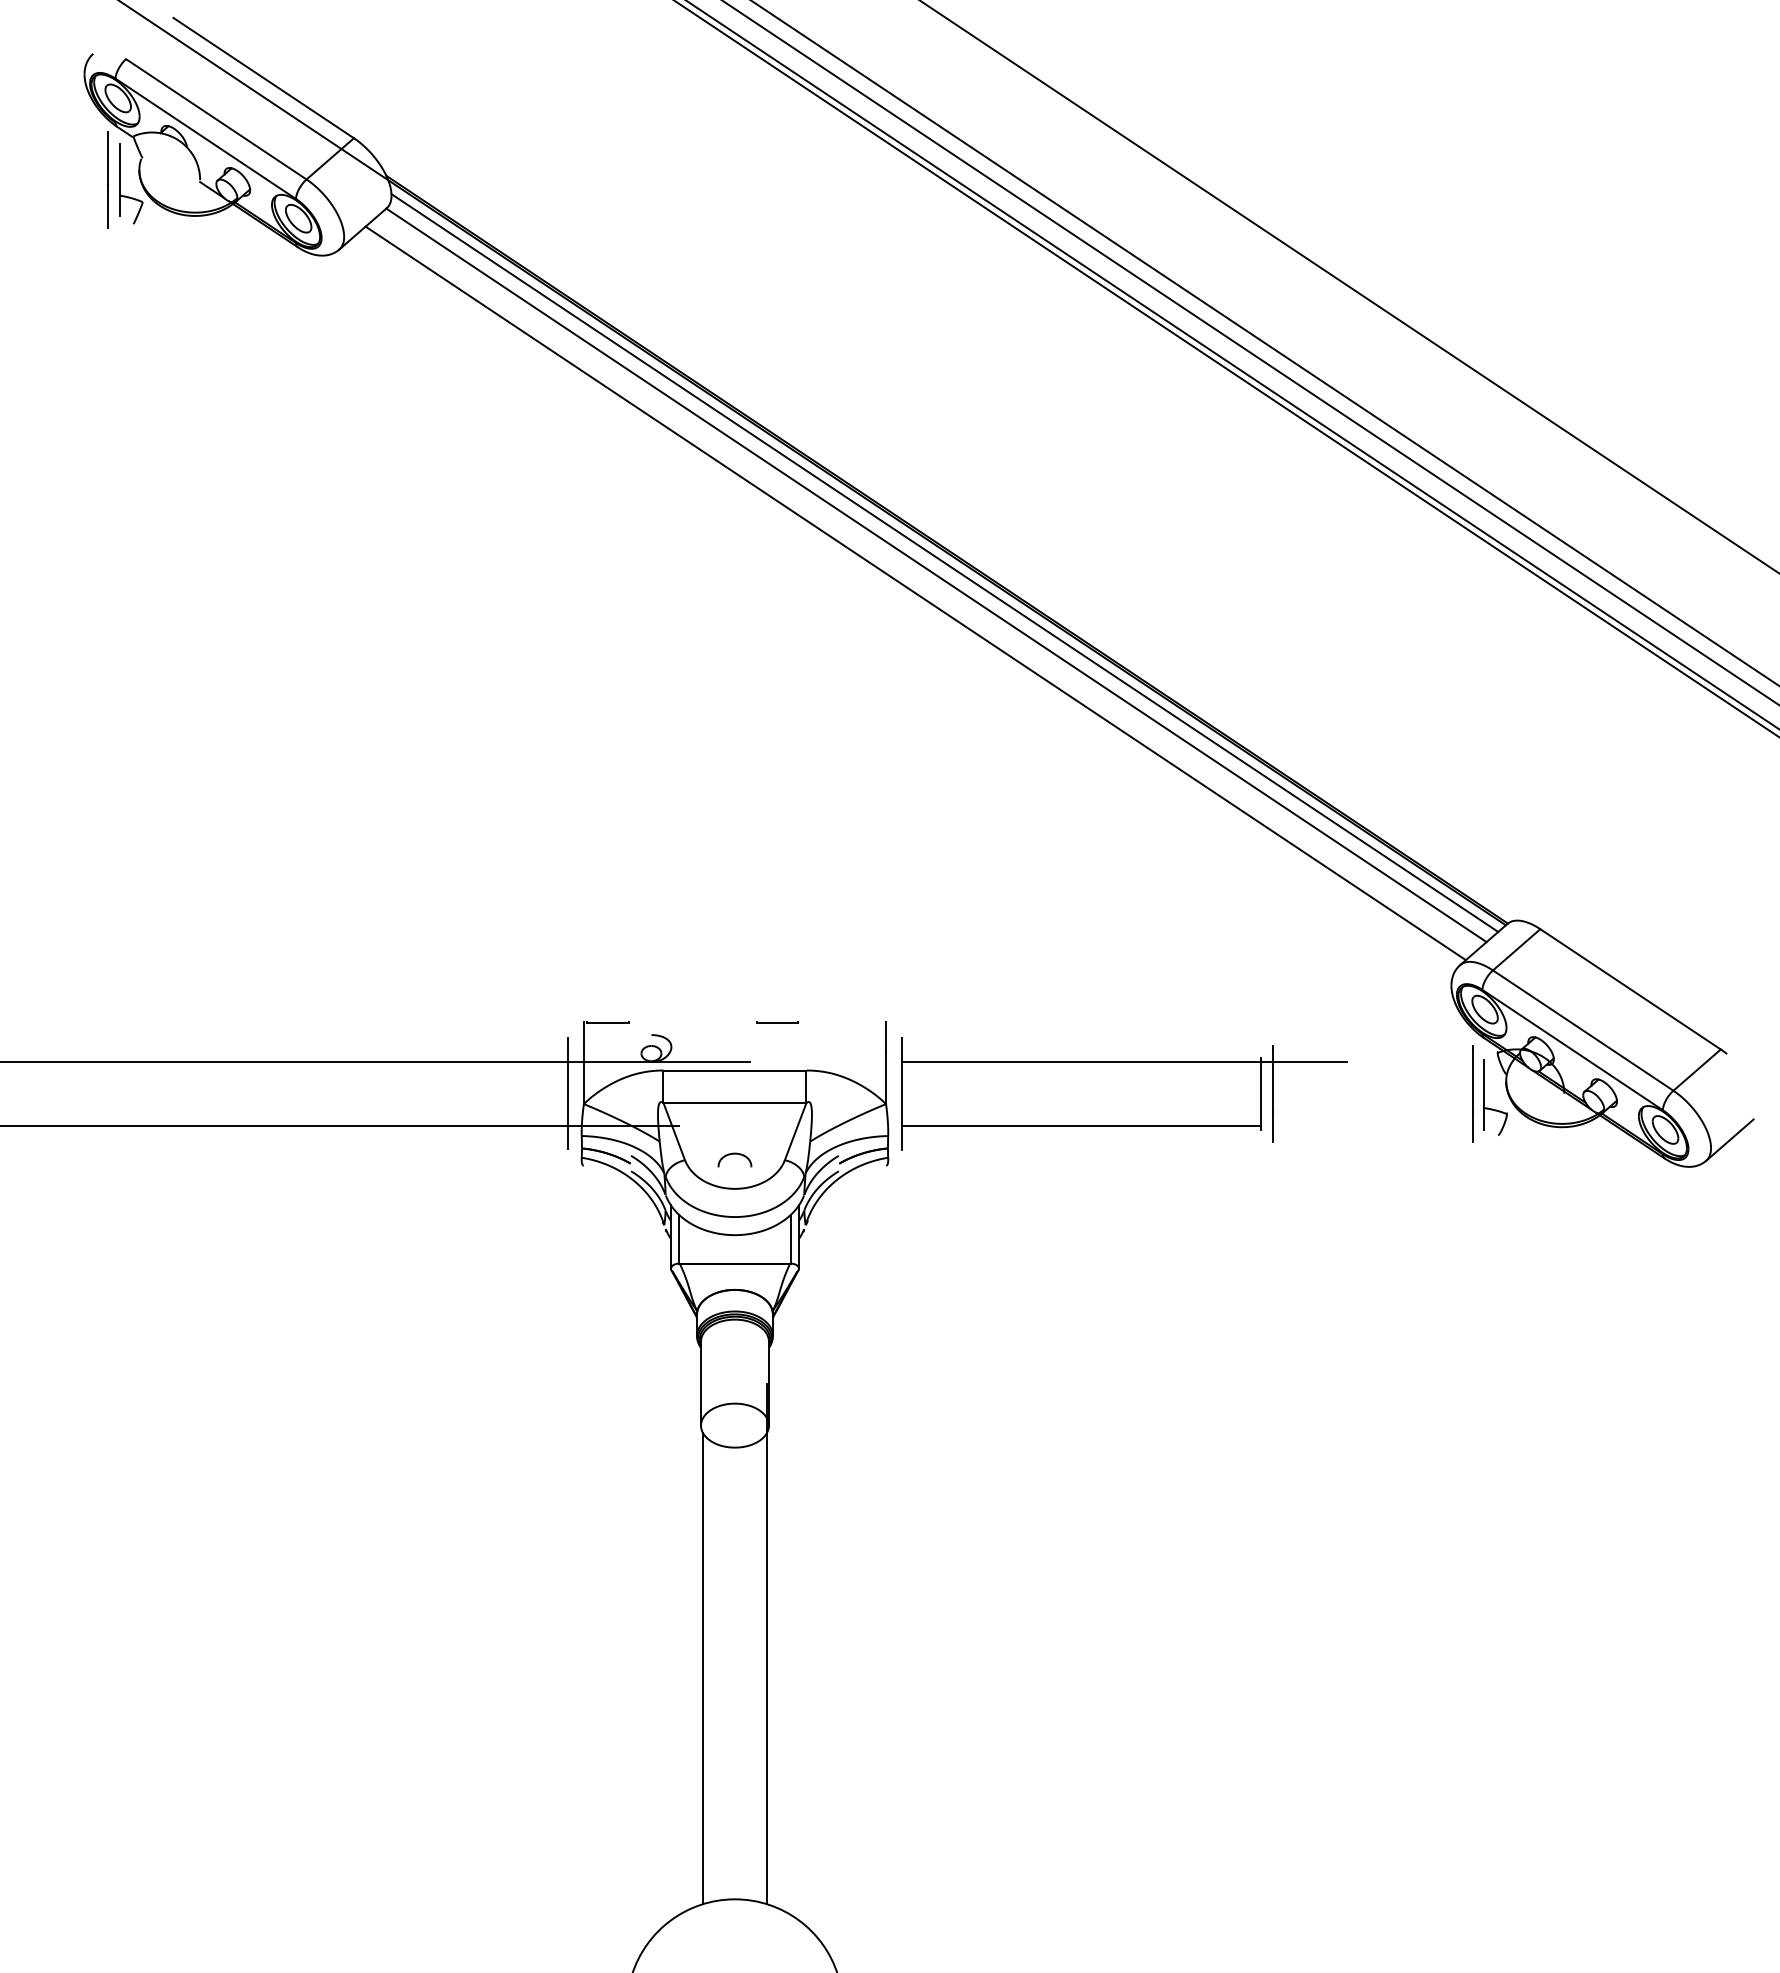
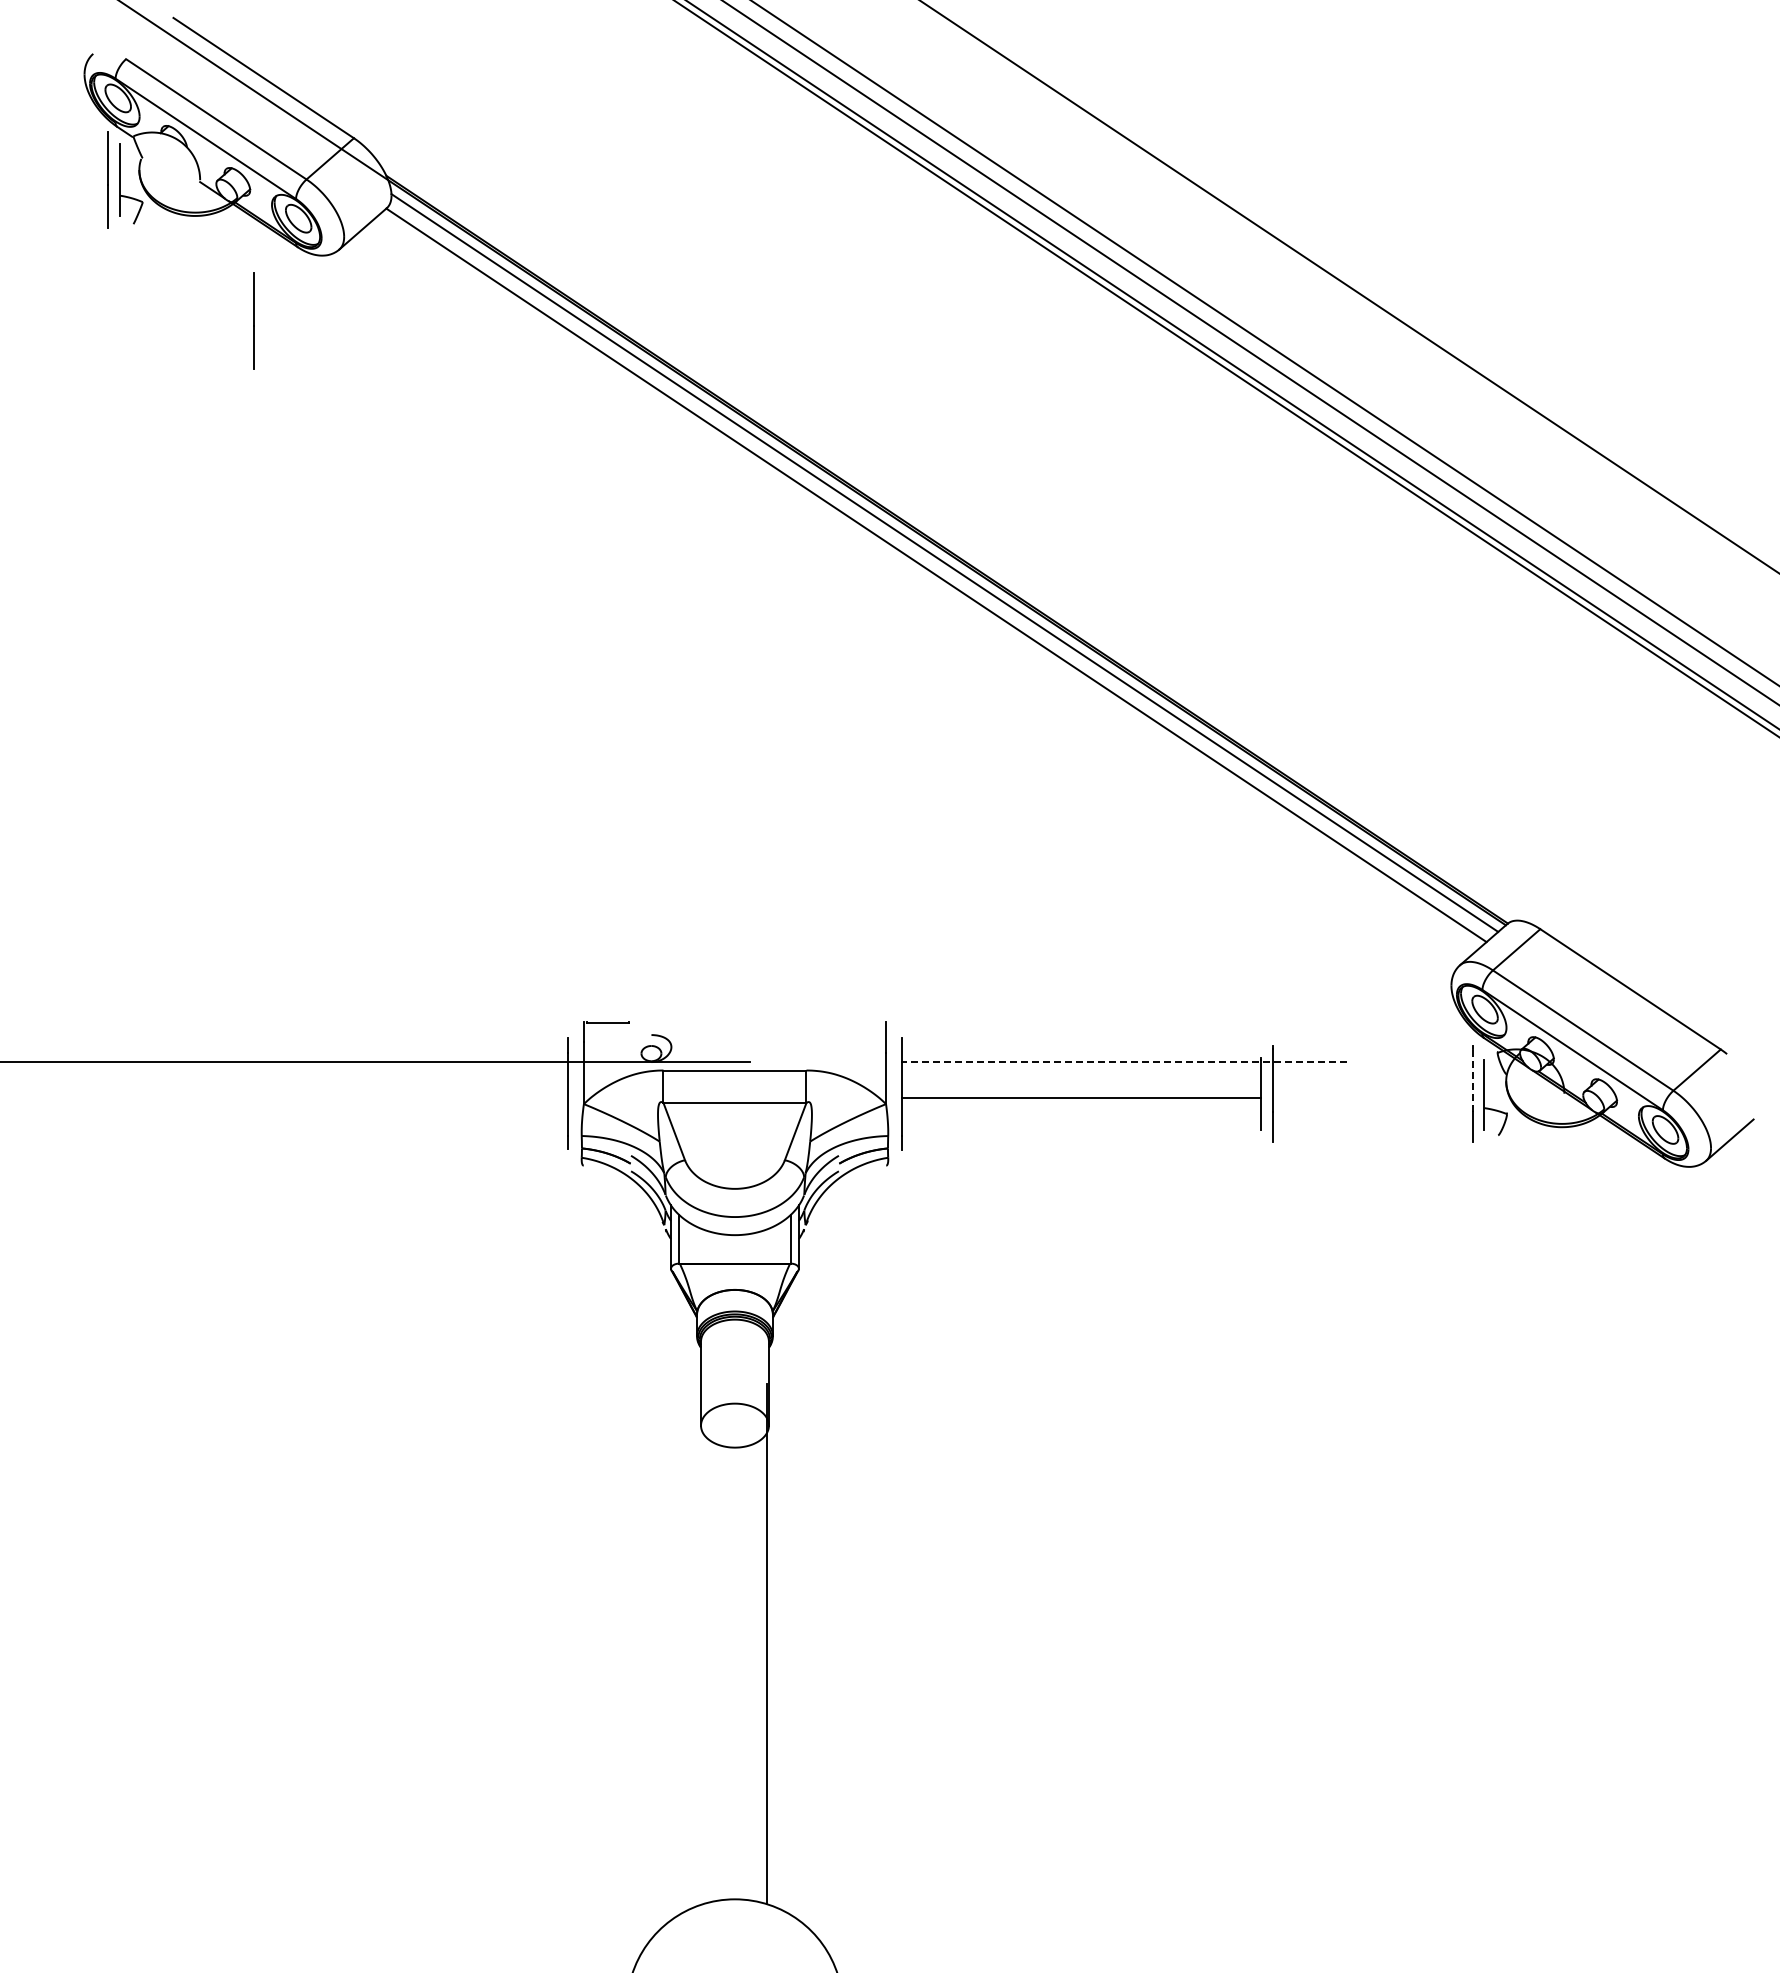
line: none -> present (253, 320)
line: present -> none (915, 593)
line: present -> none (777, 1022)
line: solid -> dashed (1124, 1061)
line: solid -> dashed (1472, 1080)
line: present -> none (340, 1125)
line position: (1081, 1125) -> (1081, 1097) (1081, 1097)
part: present -> none (734, 1159)
line: present -> none (703, 1668)
